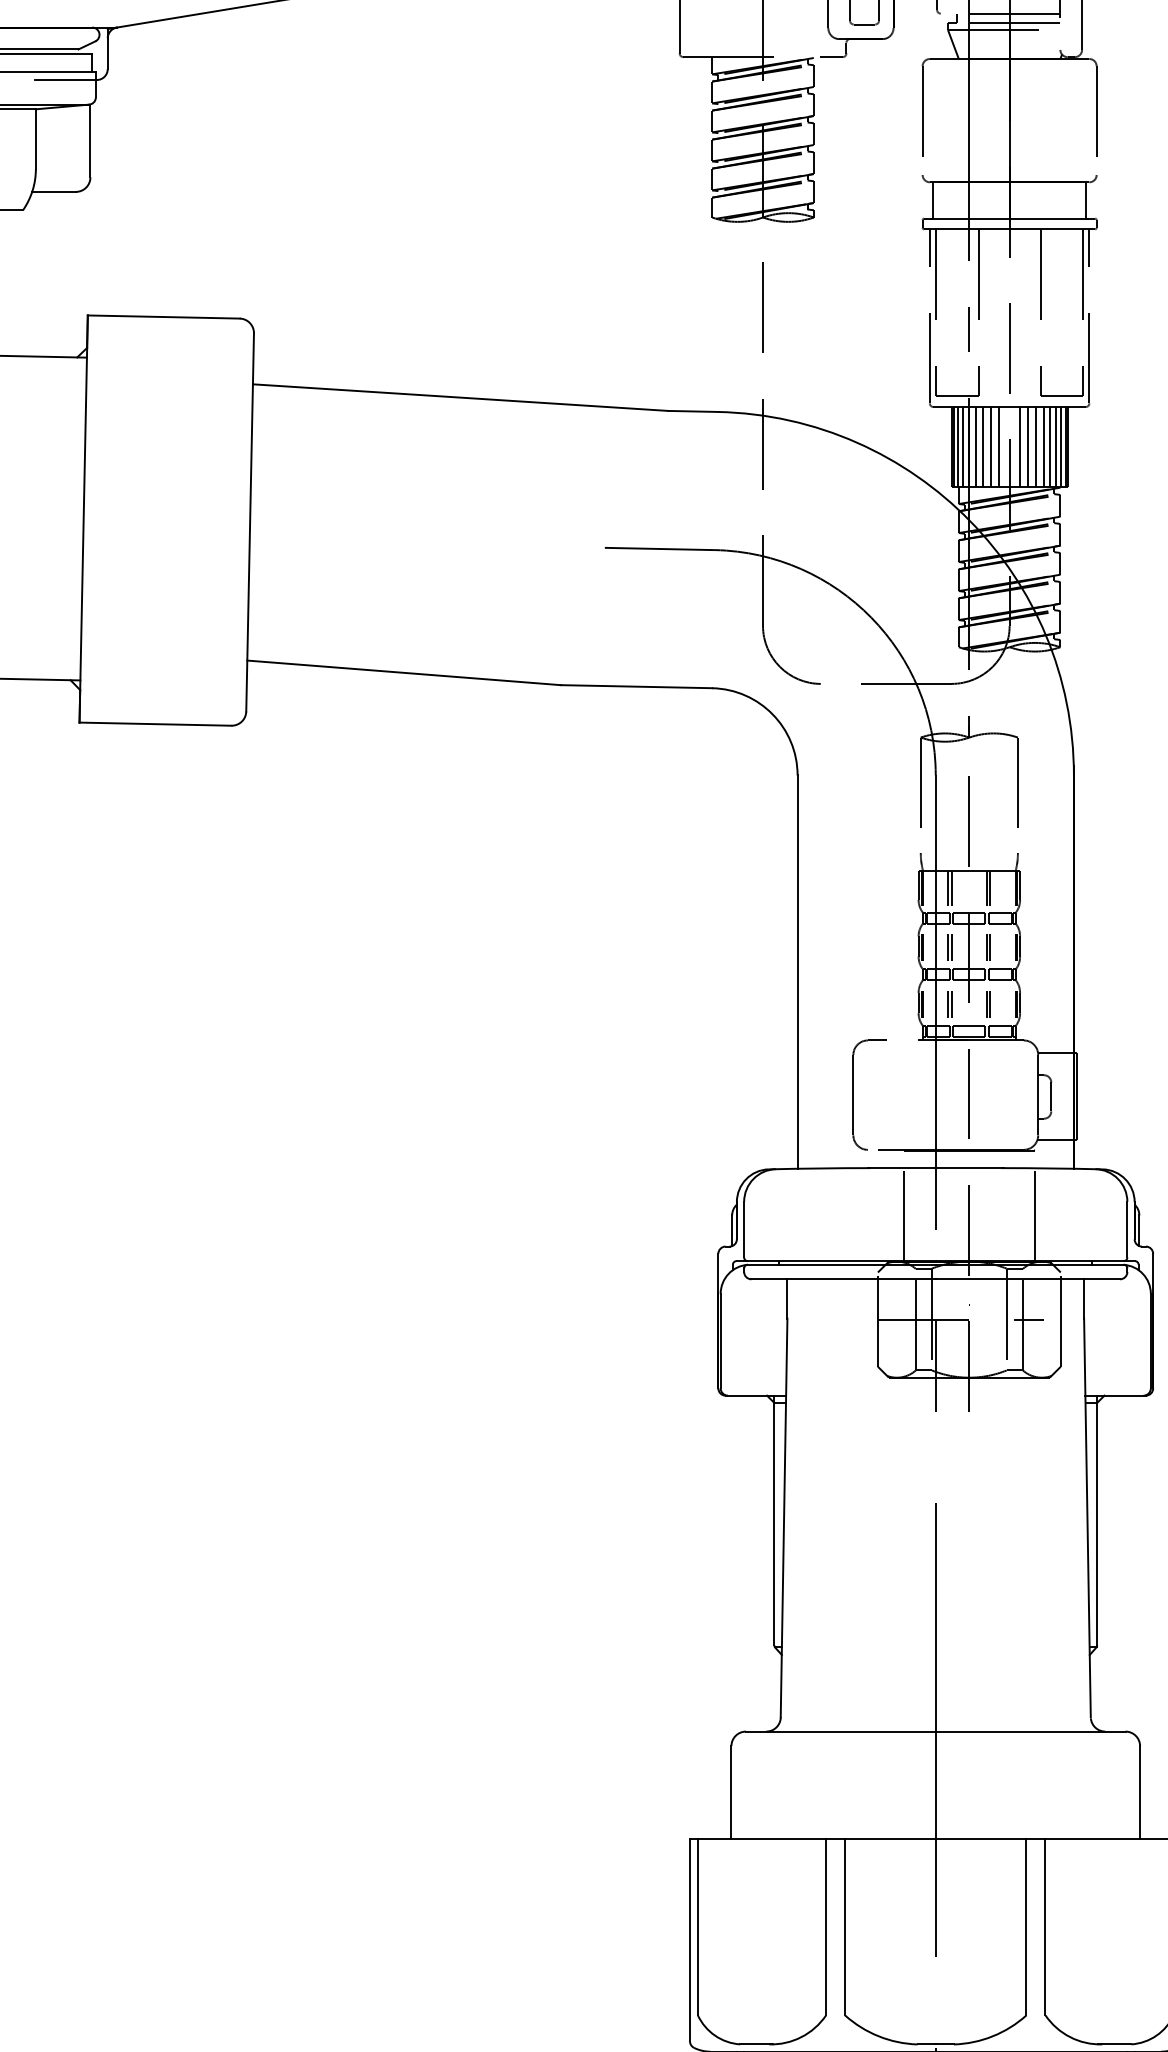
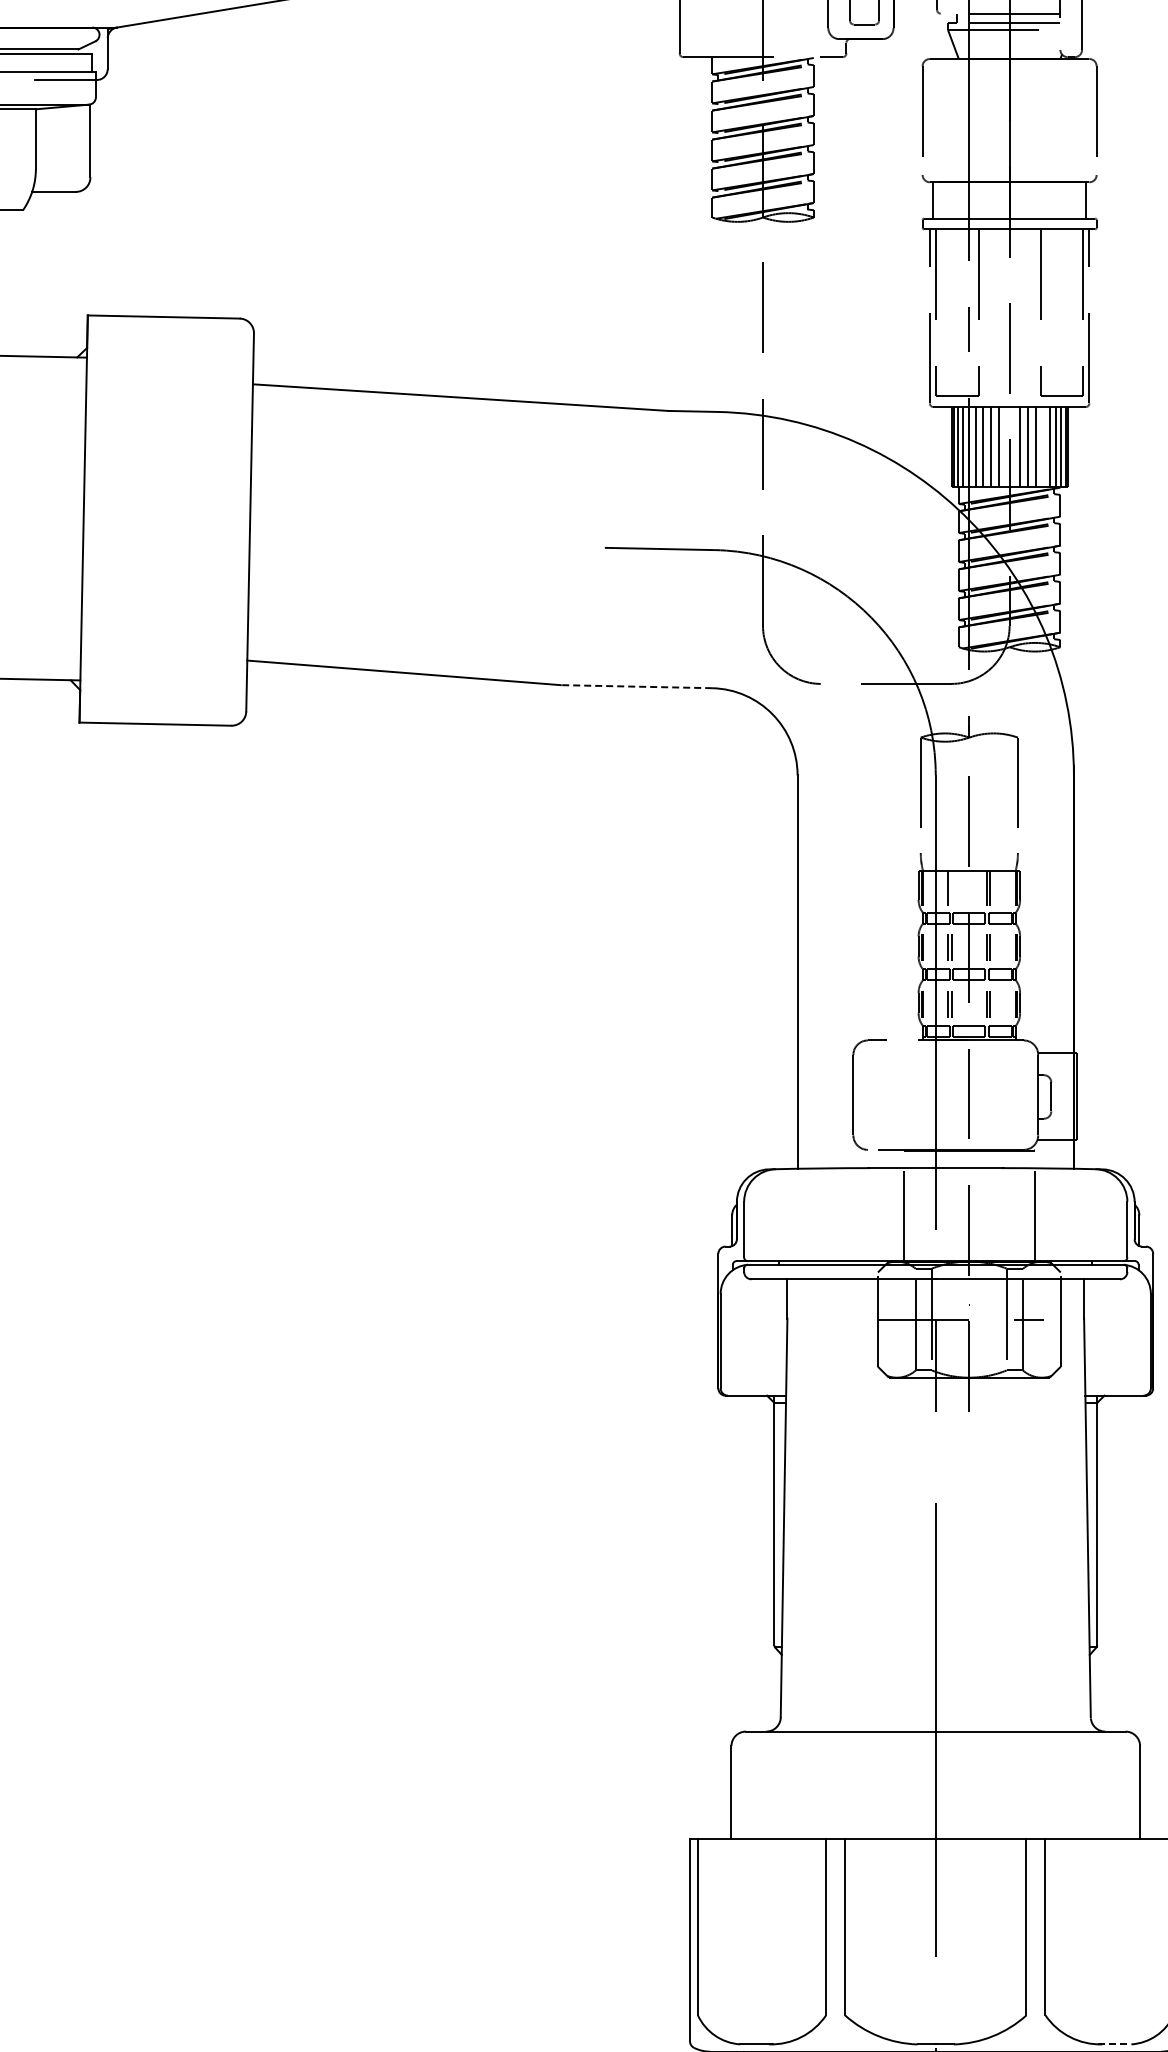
line: present -> none (1043, 446)
line: solid -> dashed (636, 686)
line: present -> none (951, 888)
line: solid -> dashed (1115, 2044)
